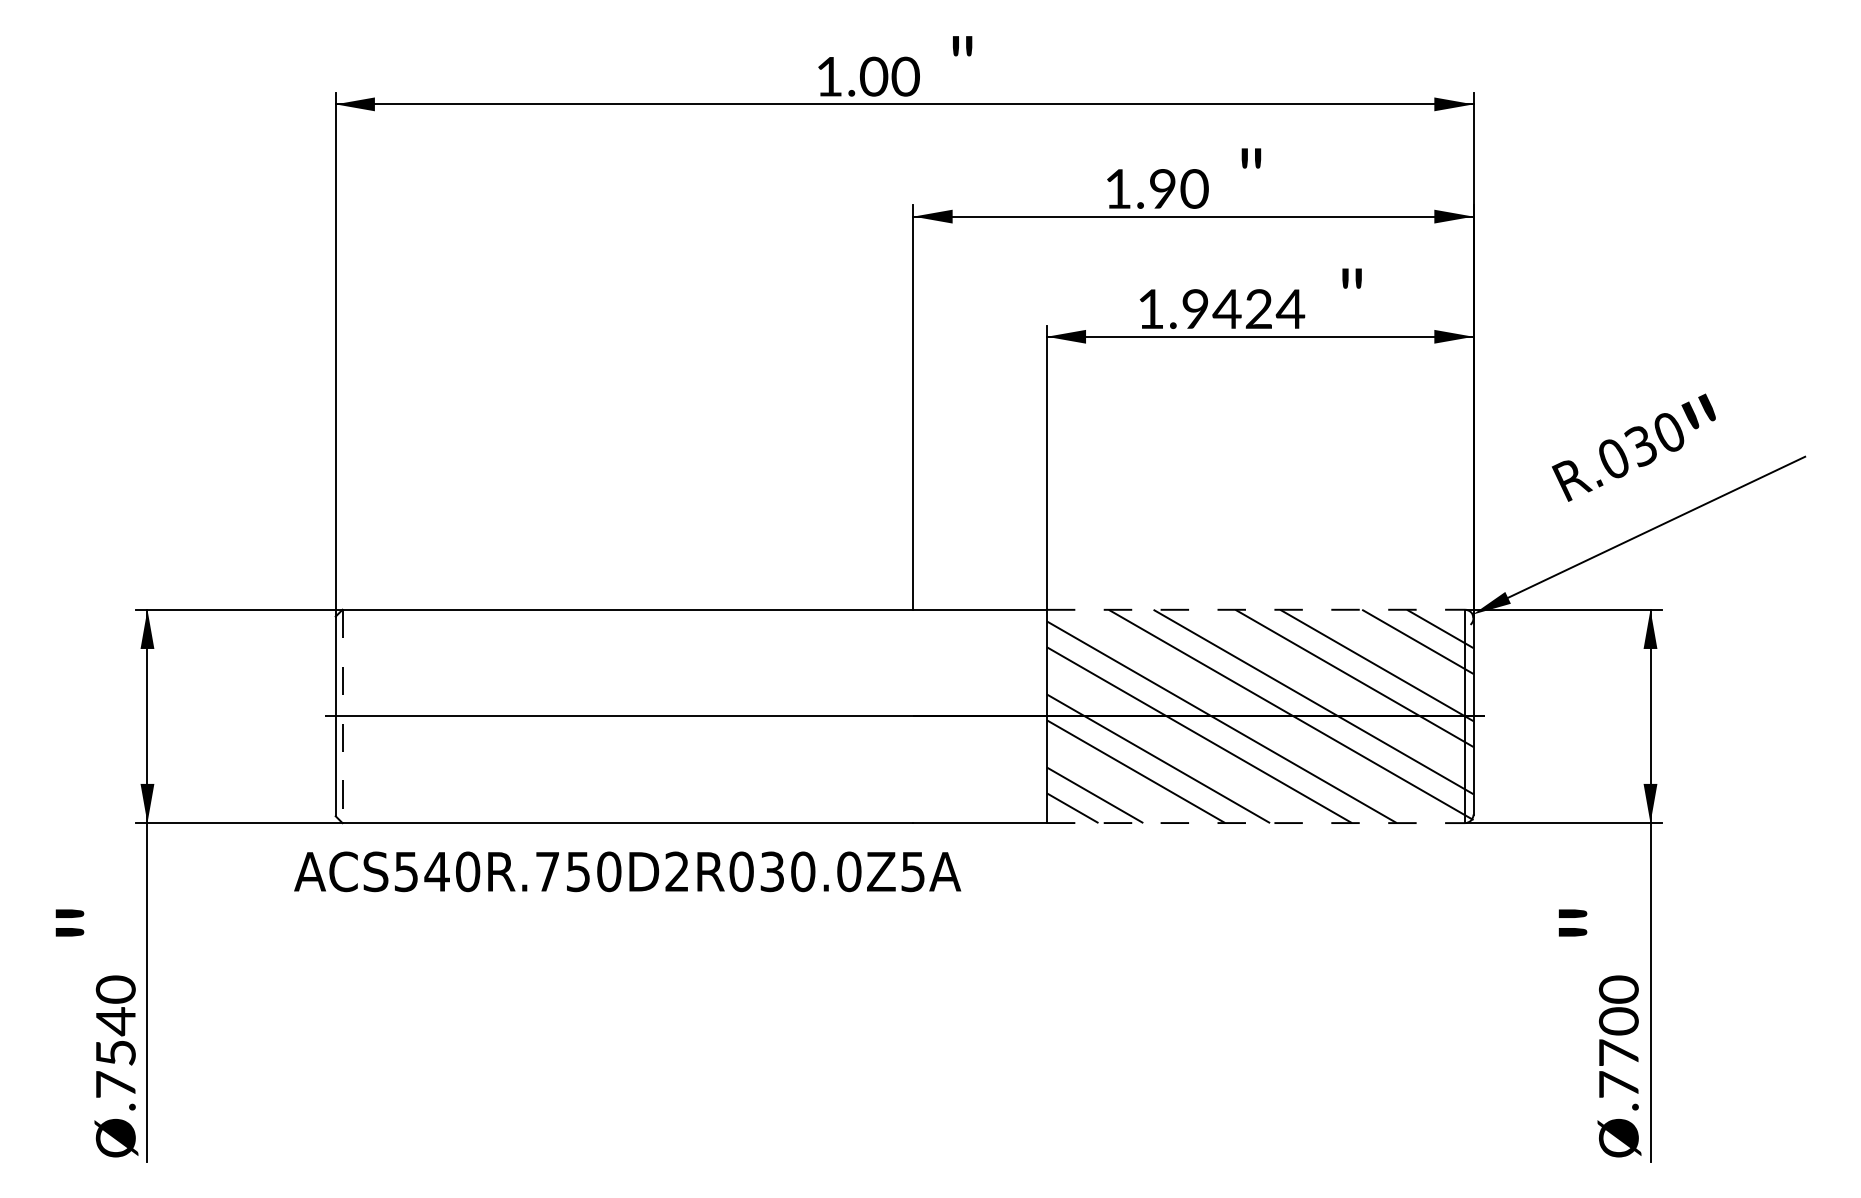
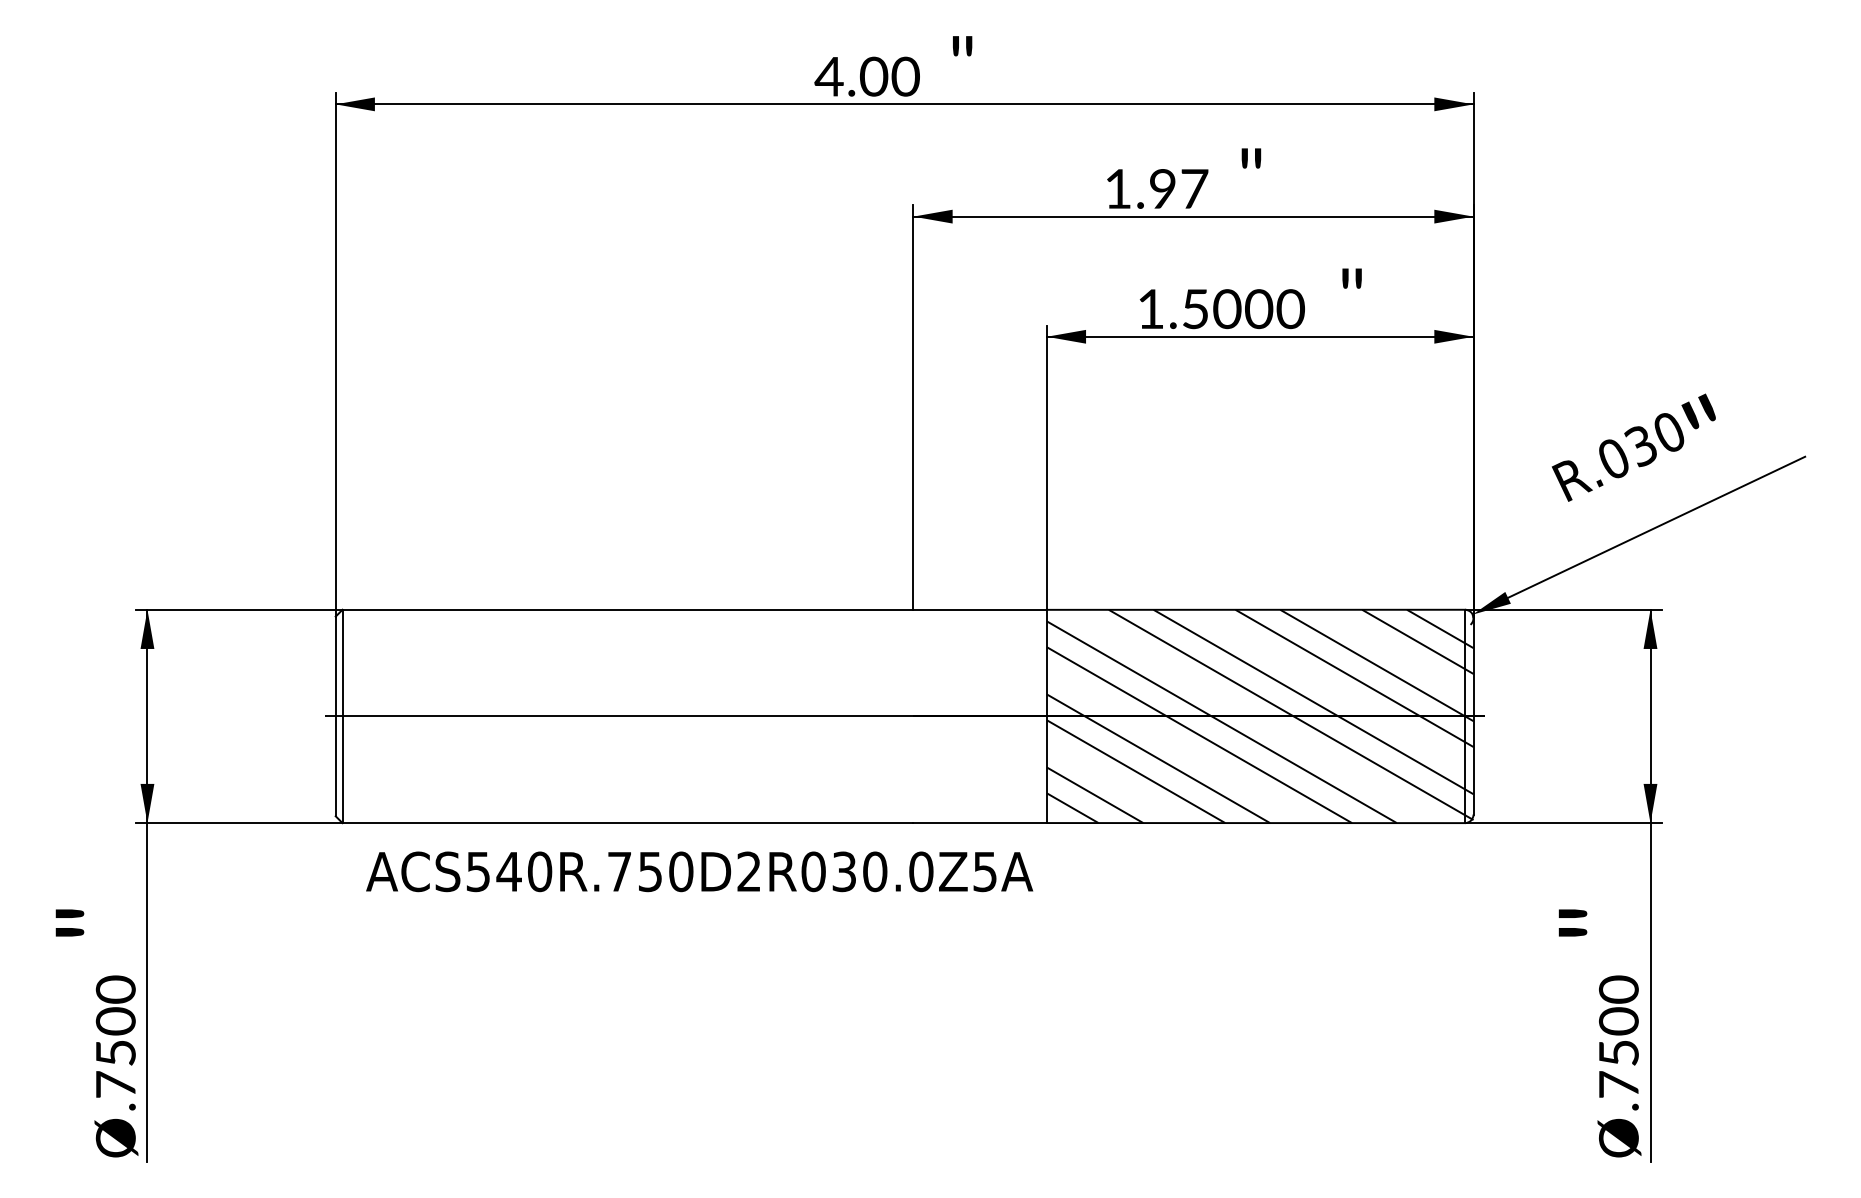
text: 1.00 -> 4.00 (828, 76)
text: 1.90 -> 1.97 (1194, 188)
text: 1.9424 -> 1.5000 (1243, 309)
line: dashed -> solid (1256, 609)
line: dashed -> solid (342, 716)
line: dashed -> solid (1256, 823)
text position: (627, 871) -> (699, 871) (699, 871)
text: .7540 -> .7500 (115, 1021)
text: .7700 -> .7500 (1618, 1052)
